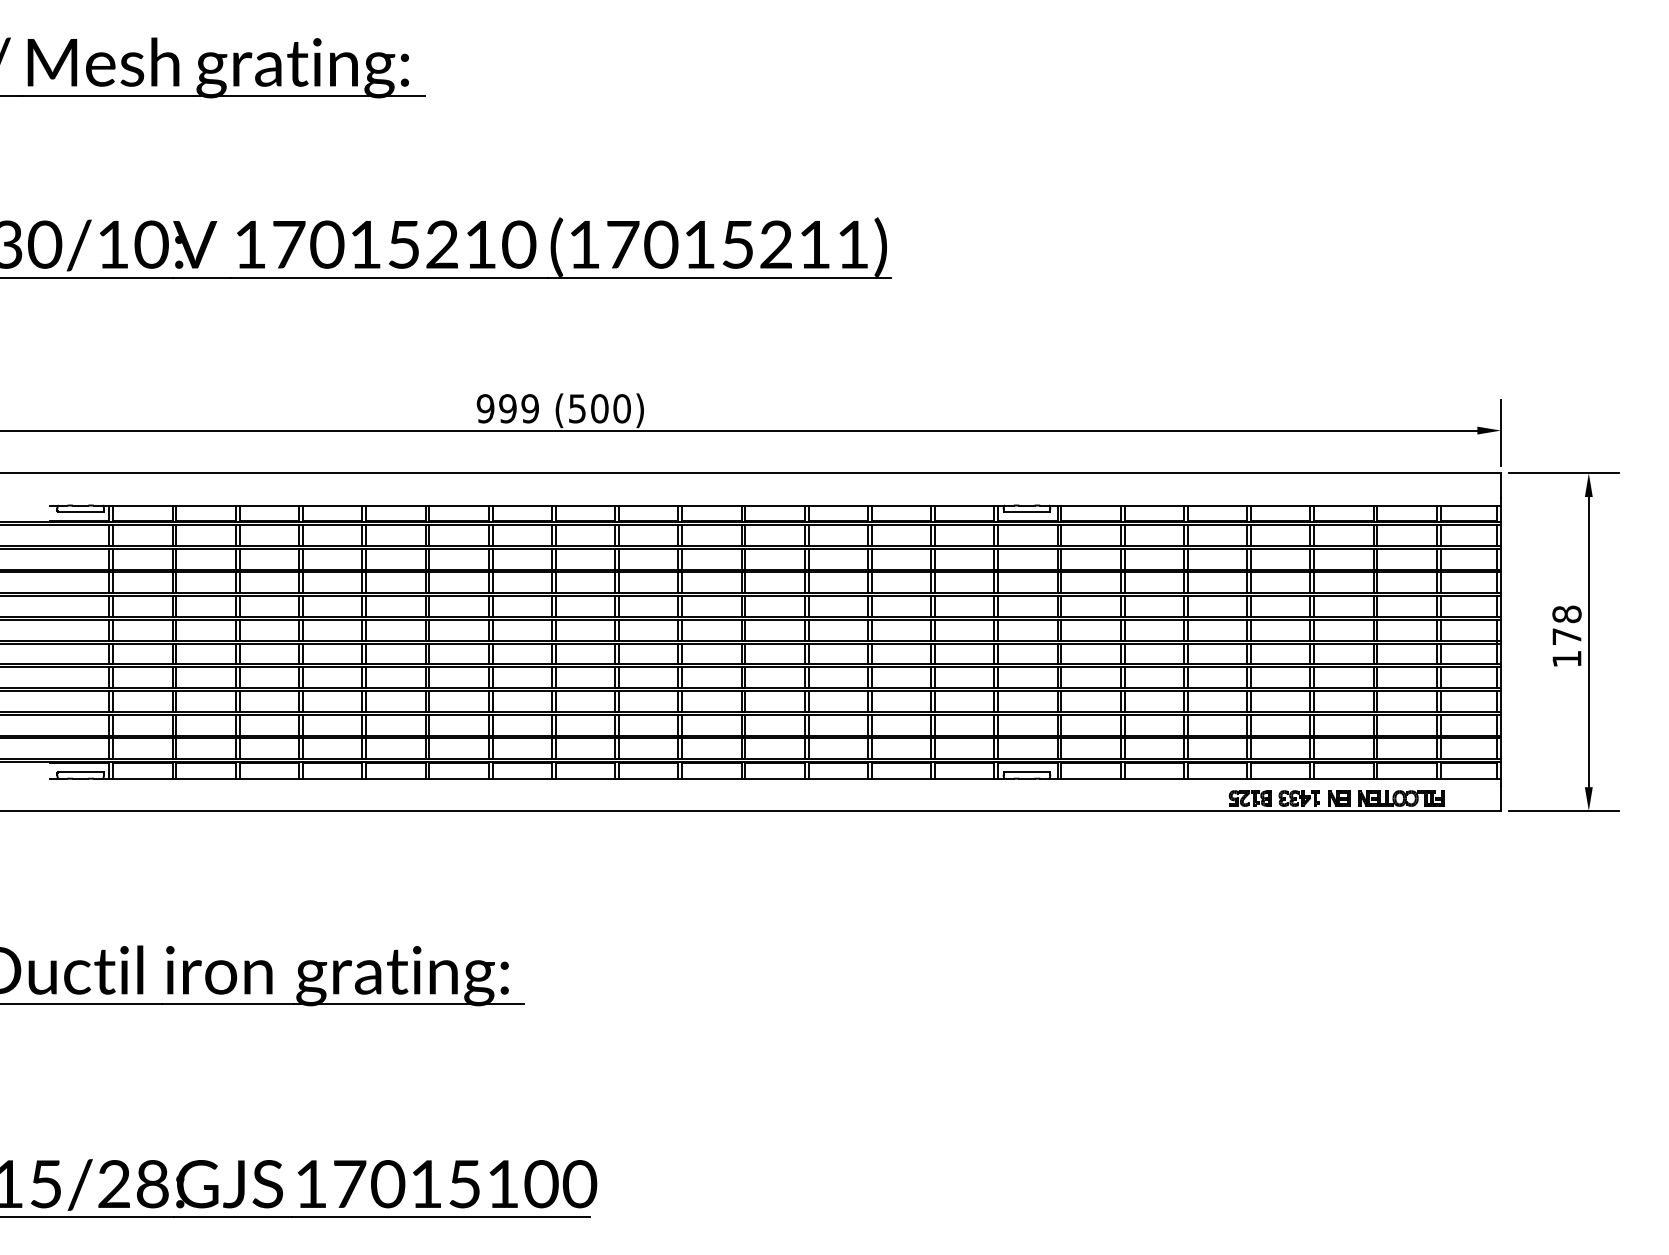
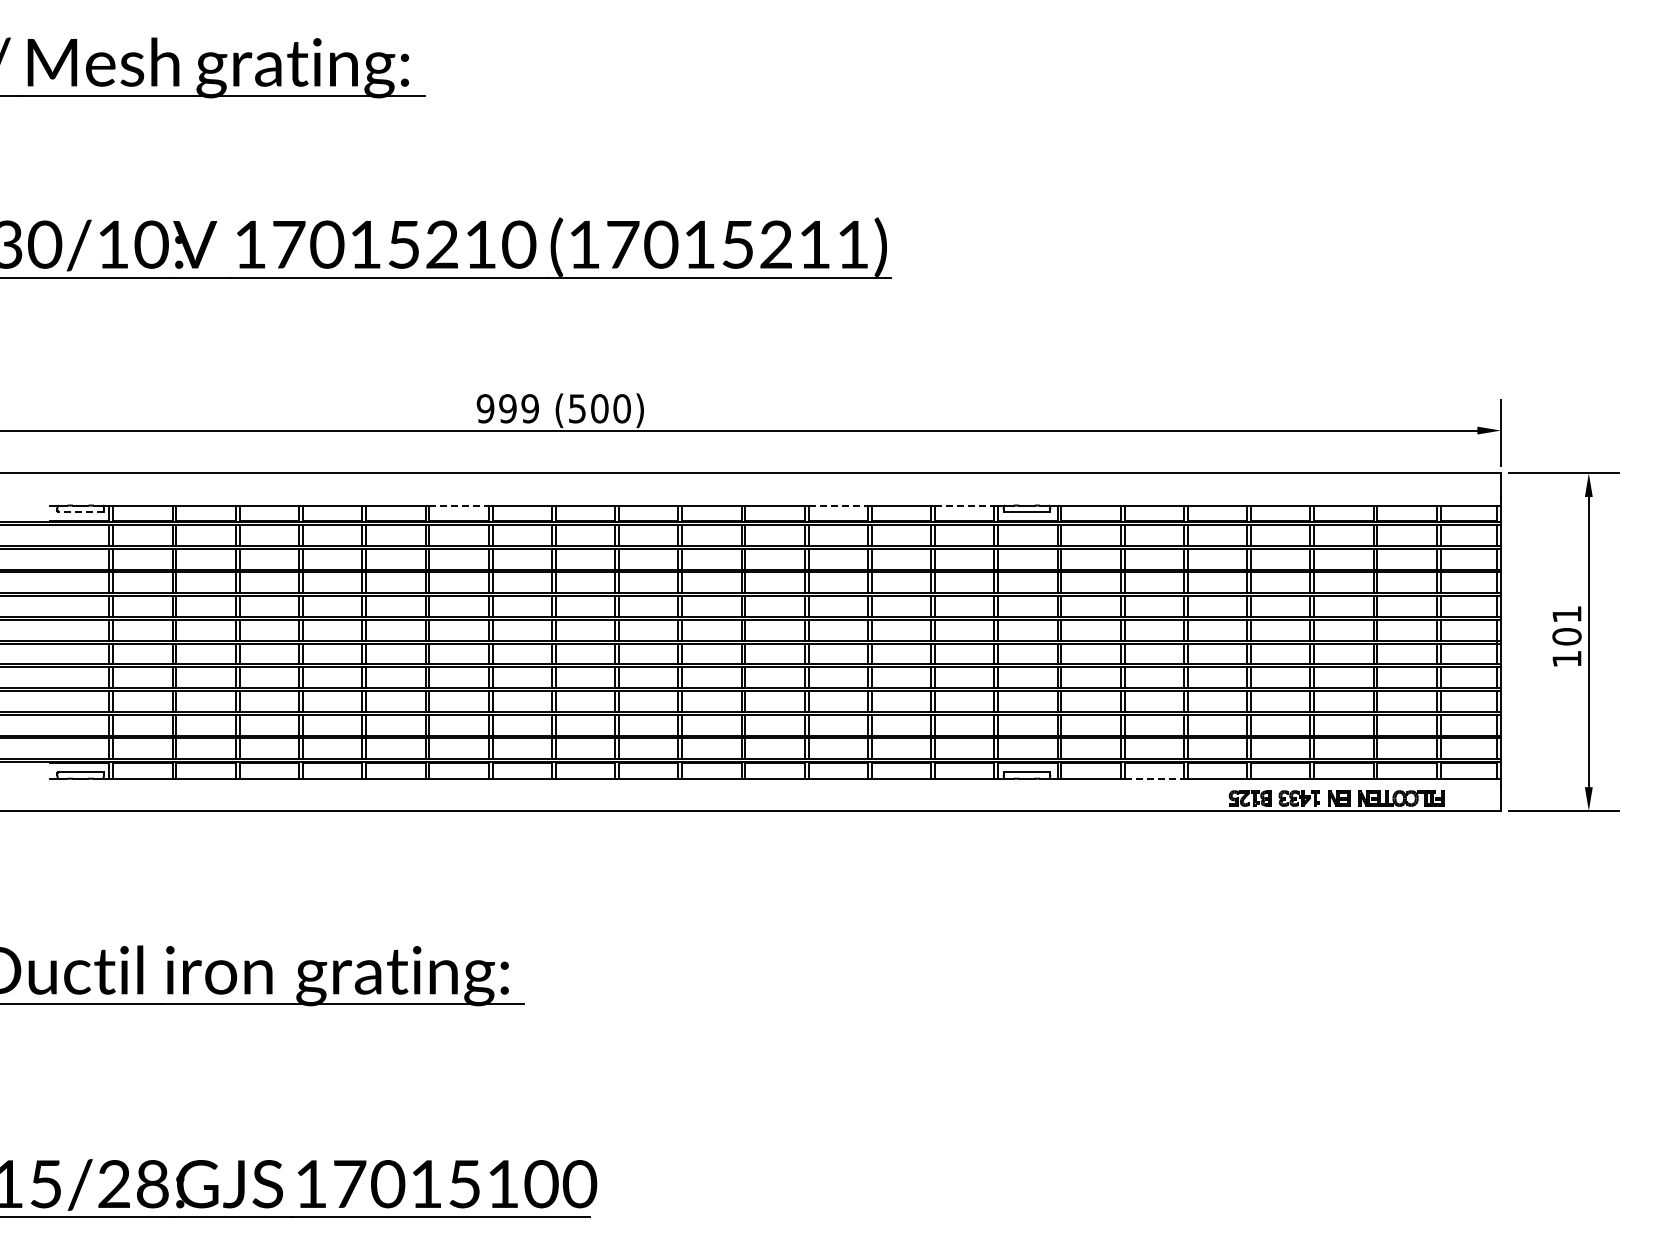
line: solid -> dashed (459, 505)
line: solid -> dashed (838, 505)
line: solid -> dashed (964, 505)
line: solid -> dashed (80, 512)
text: 178 -> 101 (1566, 625)
line: solid -> dashed (1154, 778)
